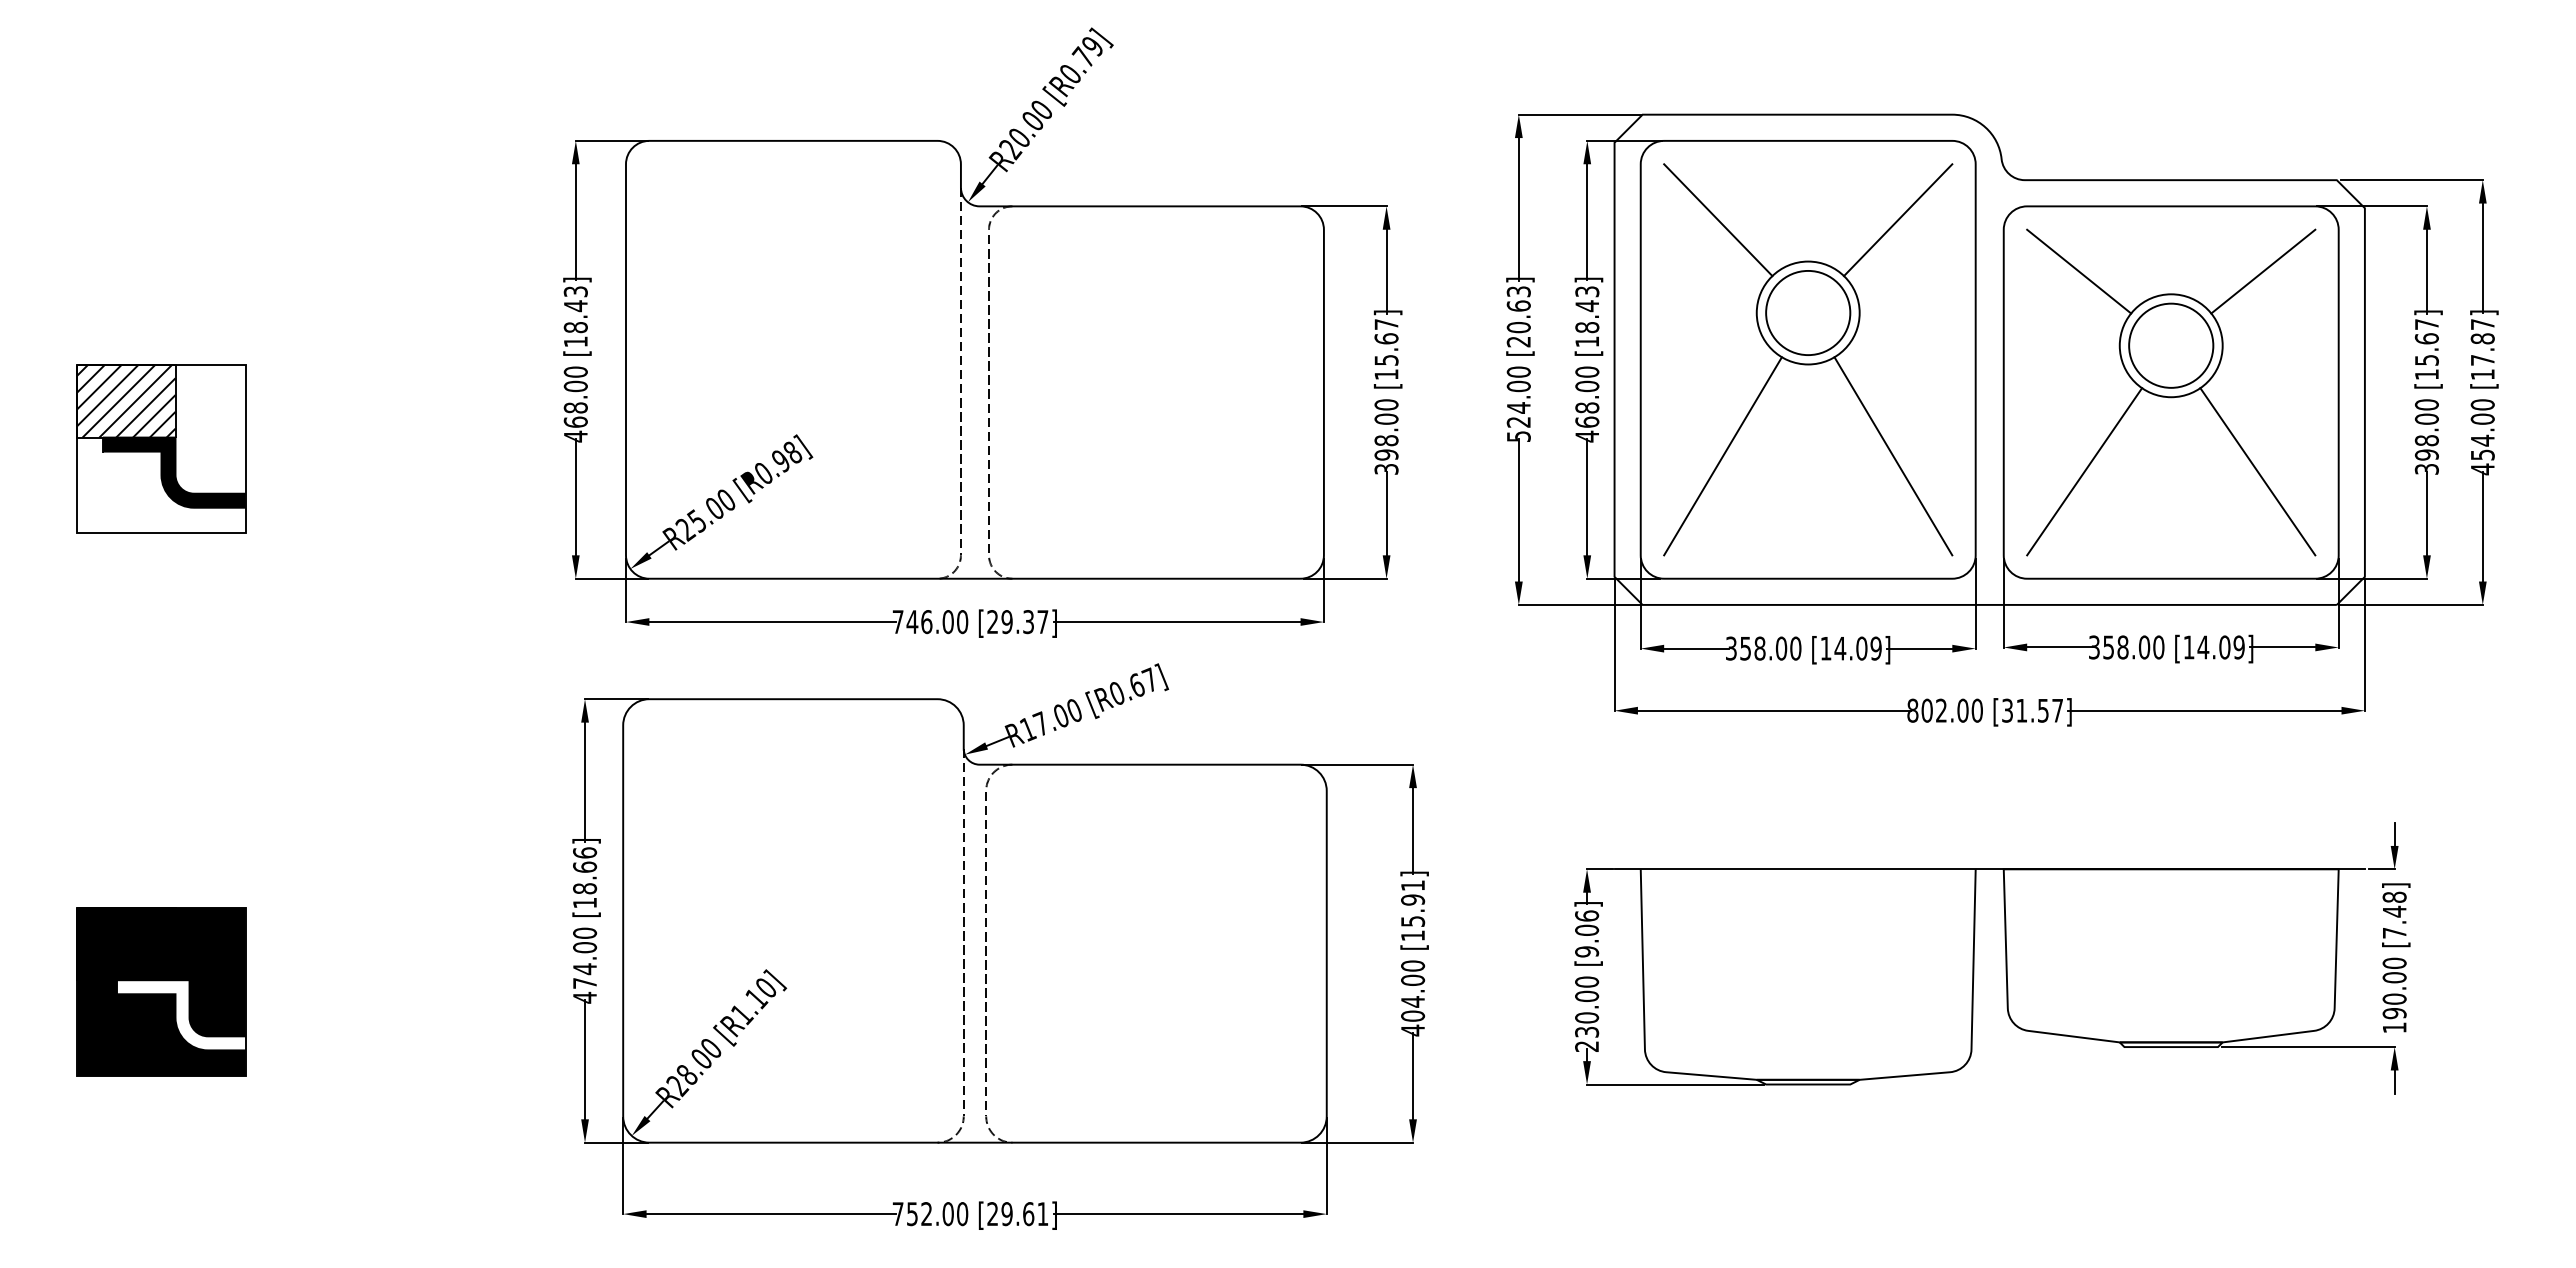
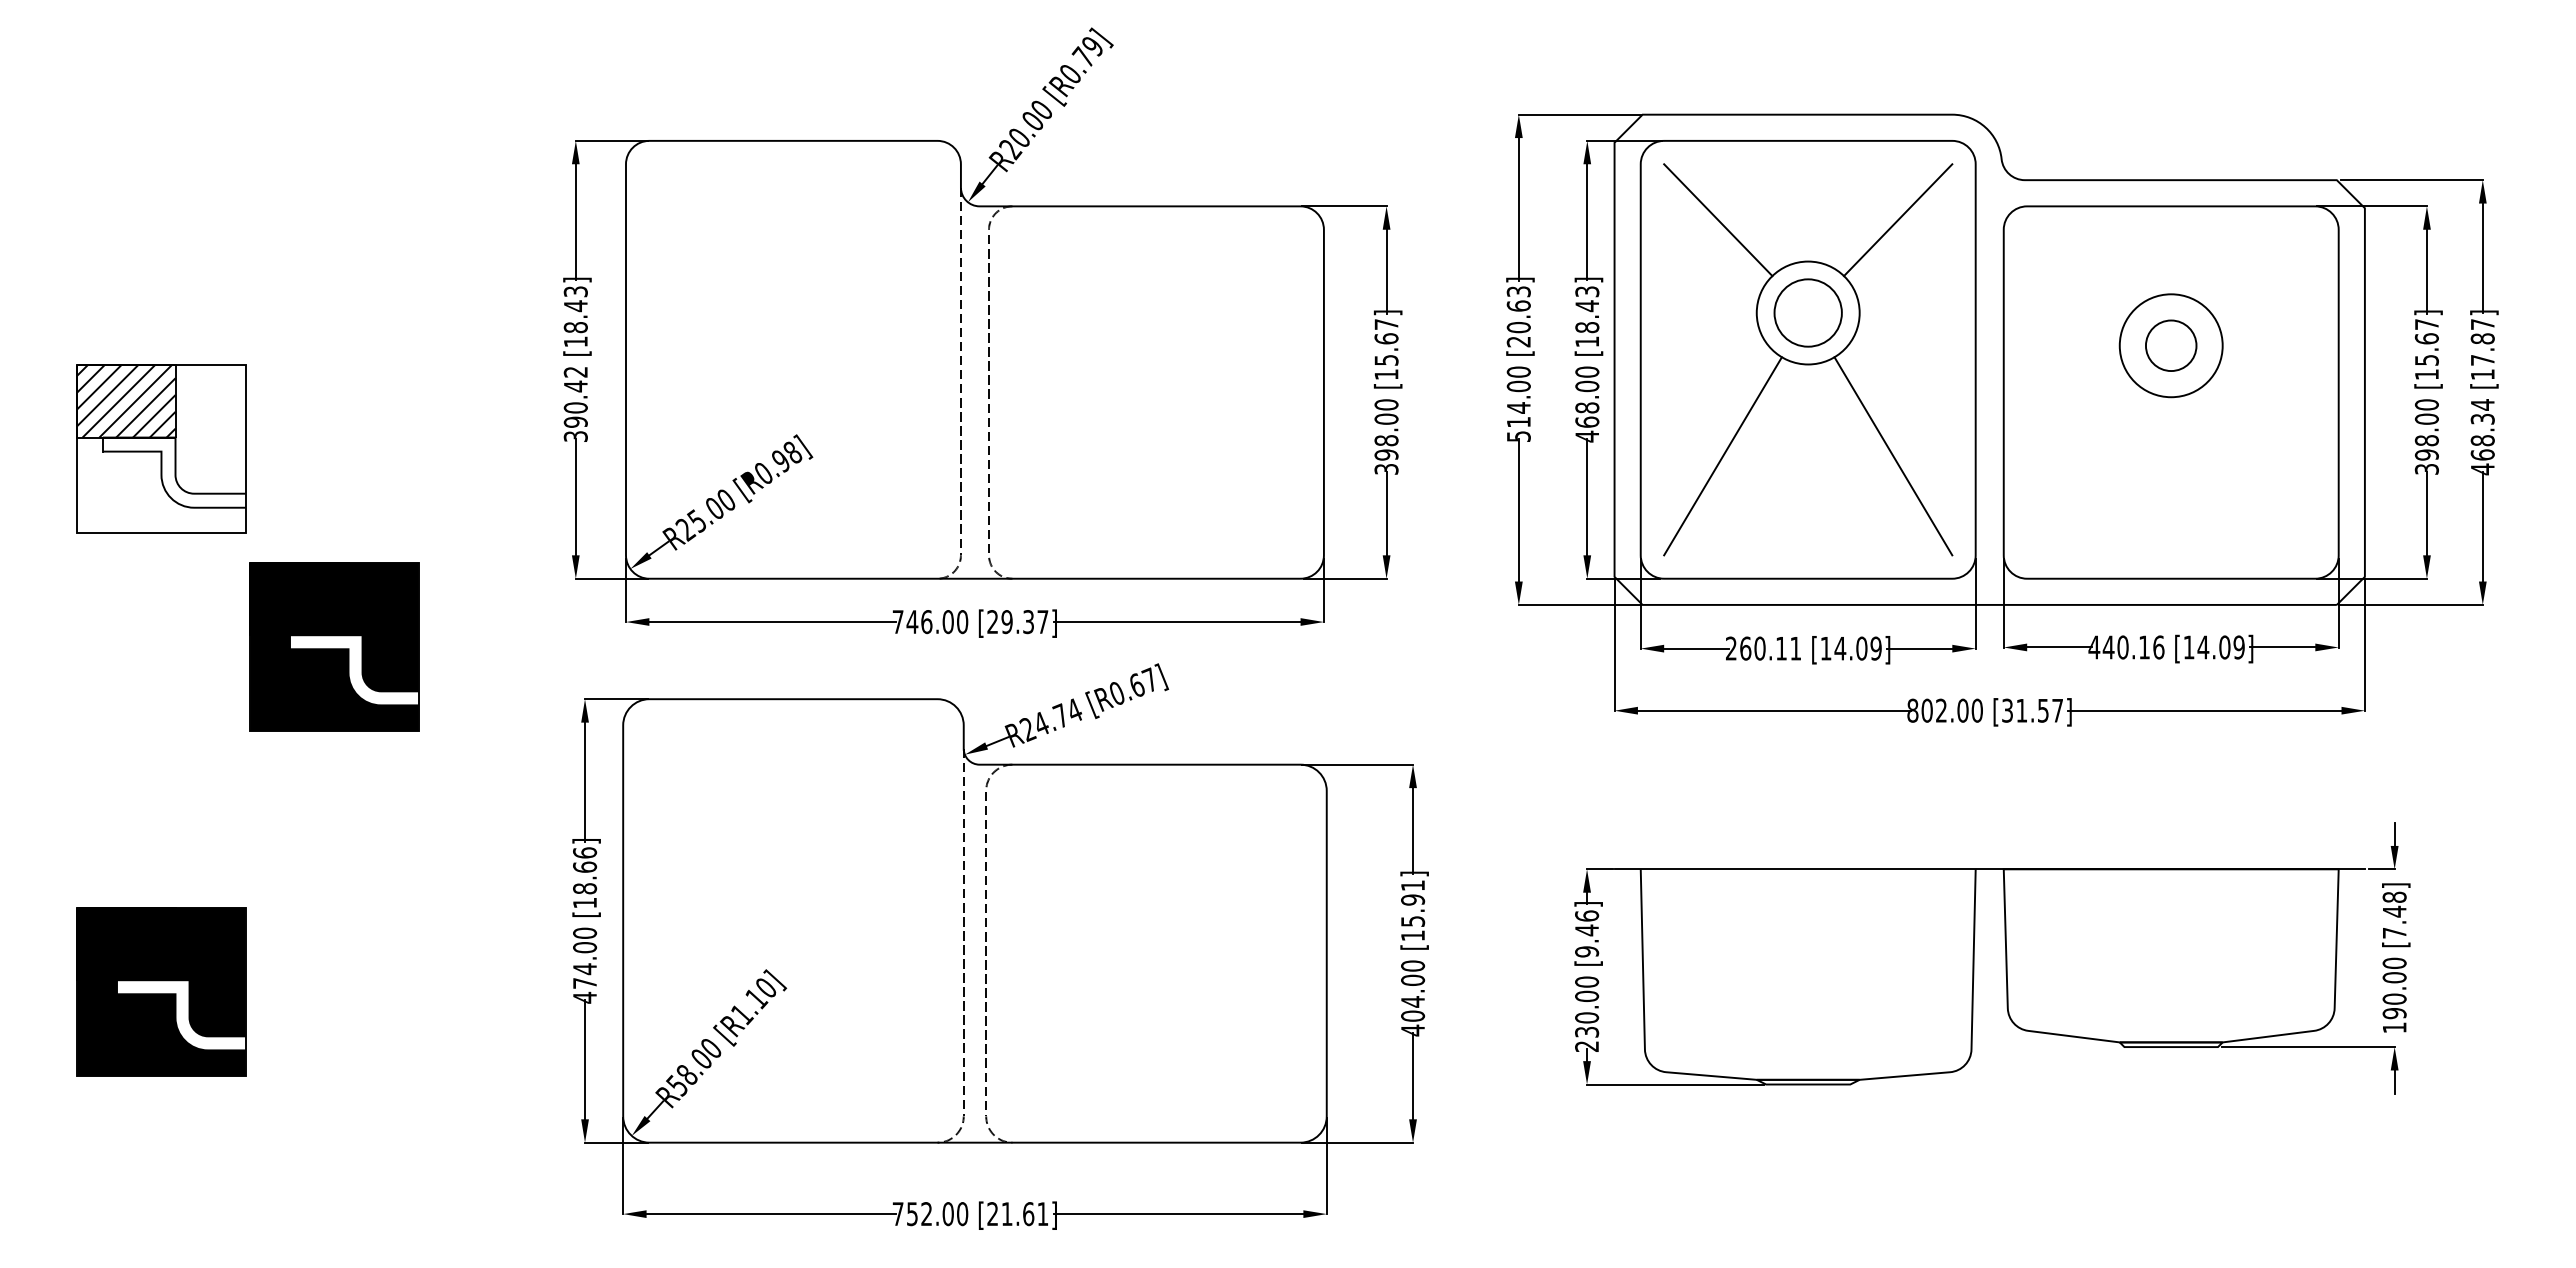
line: present -> none (2079, 271)
line: present -> none (2263, 271)
circle diameter: 84 px -> 67 px (1807, 312)
circle diameter: 84 px -> 51 px (2170, 345)
text: 468.00 -> 390.42 (575, 404)
text: 524.00 -> 514.00 (1518, 422)
text: 454.00 -> 468.34 (2482, 429)
line: present -> none (2084, 471)
line: present -> none (2257, 471)
fill: present -> none (174, 472)
part: none -> present (334, 646)
text: 358.00 -> 440.16 (2126, 647)
text: 358.00 -> 260.11 (1763, 648)
text: R17.00 -> R24.74 (1050, 719)
text: [9.06] -> [9.46] (1587, 930)
text: R28.00 -> R58.00 (677, 1085)
text: [29.61] -> [21.61] (1006, 1214)
